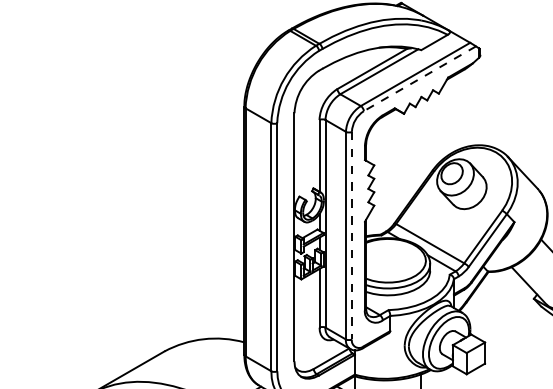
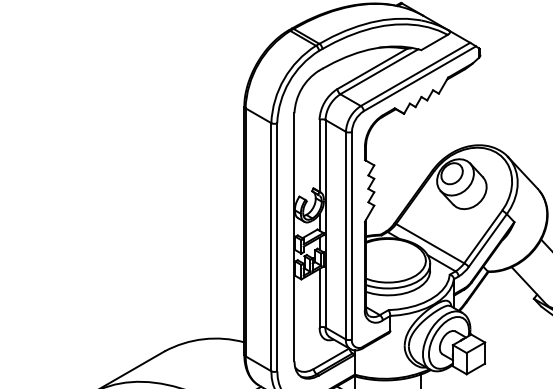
line: dashed -> solid (419, 78)
line: dashed -> solid (351, 235)
